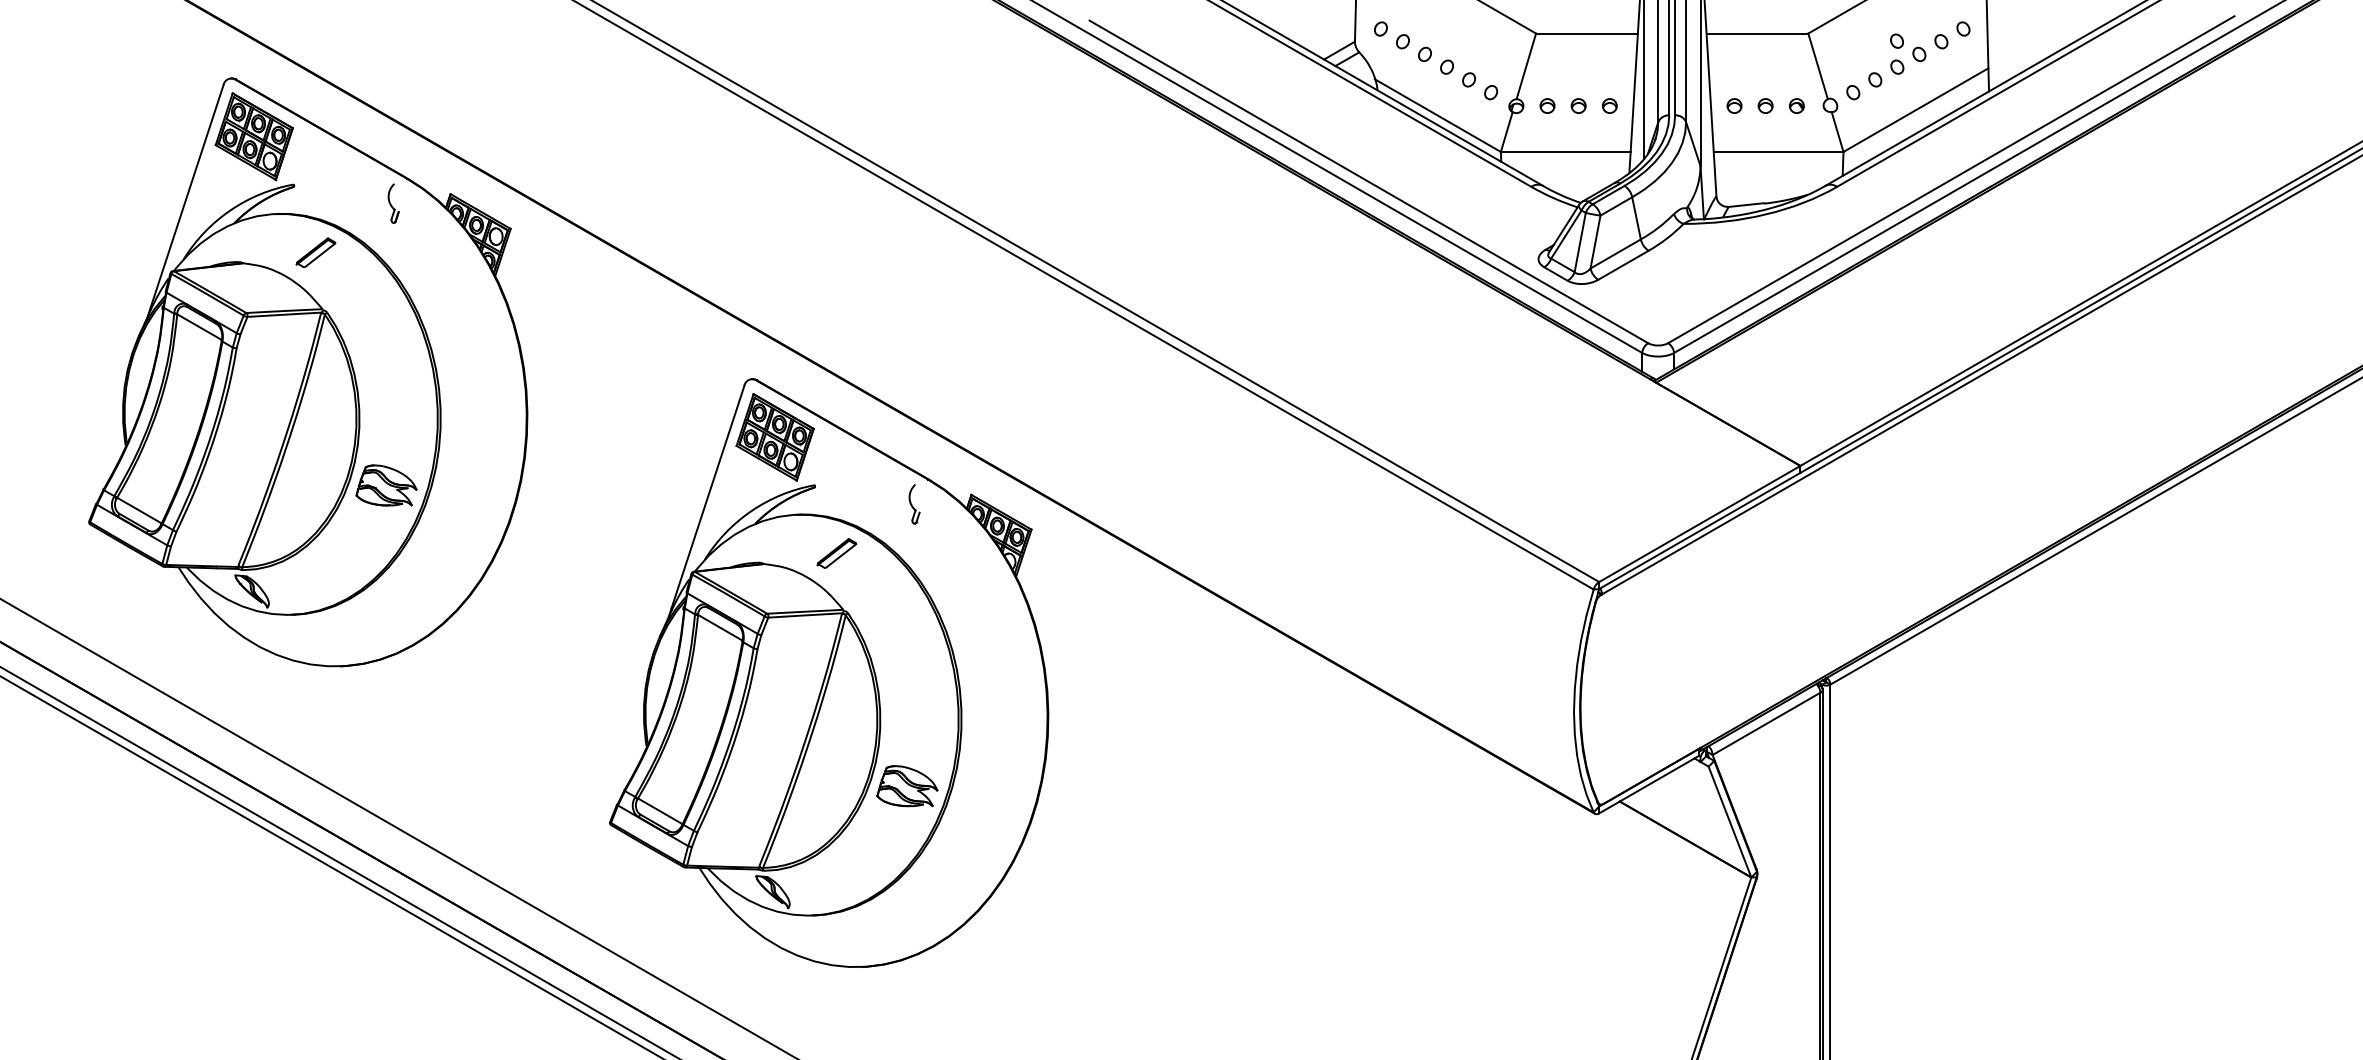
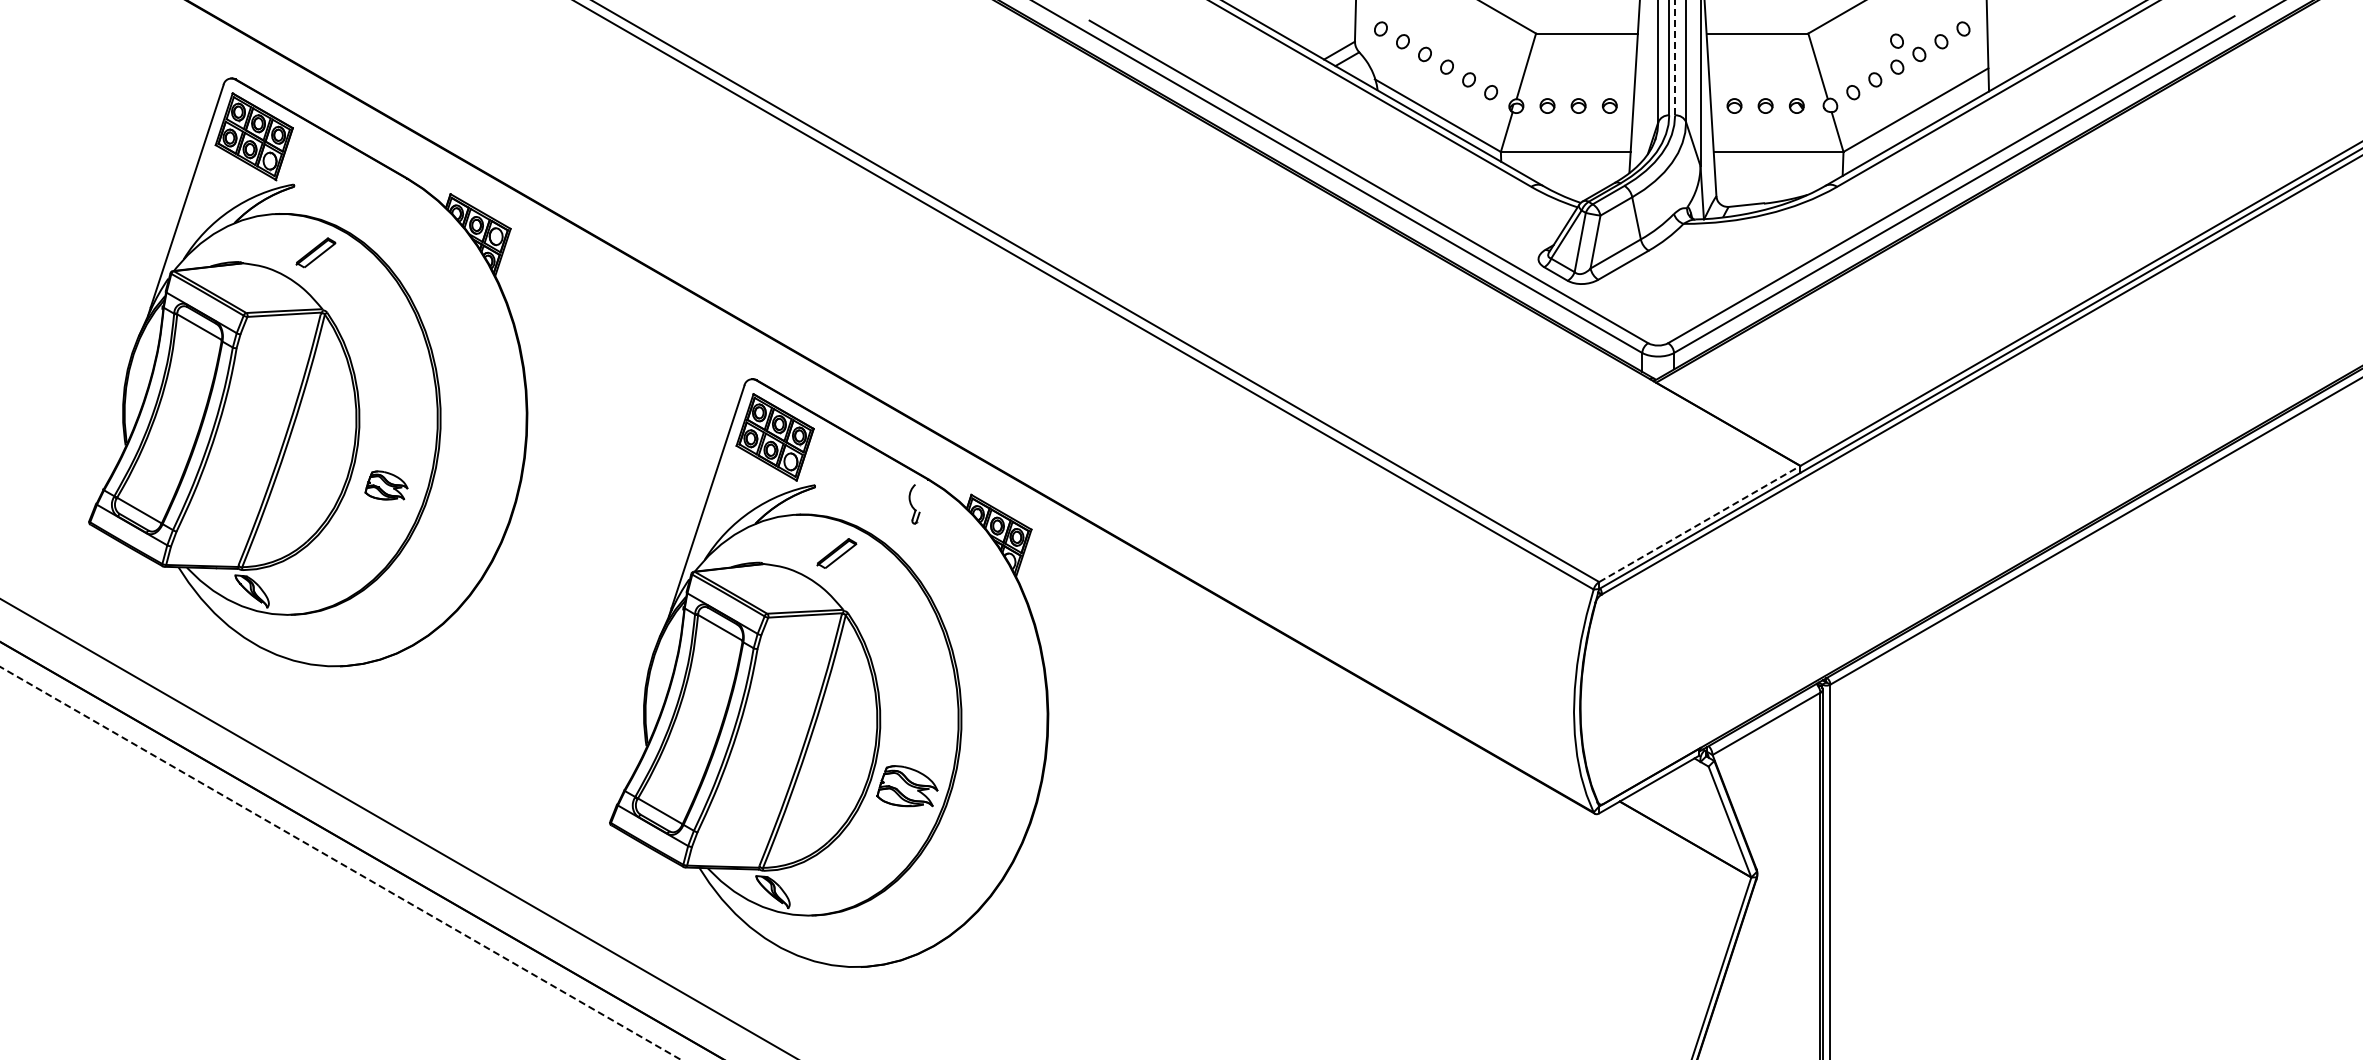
line: solid -> dashed (1675, 57)
line: present -> none (1643, 80)
part: present -> none (393, 203)
part size: 63x43 px -> 45x31 px (386, 485)
line: solid -> dashed (1700, 523)
line: solid -> dashed (340, 863)
line: present -> none (330, 866)
